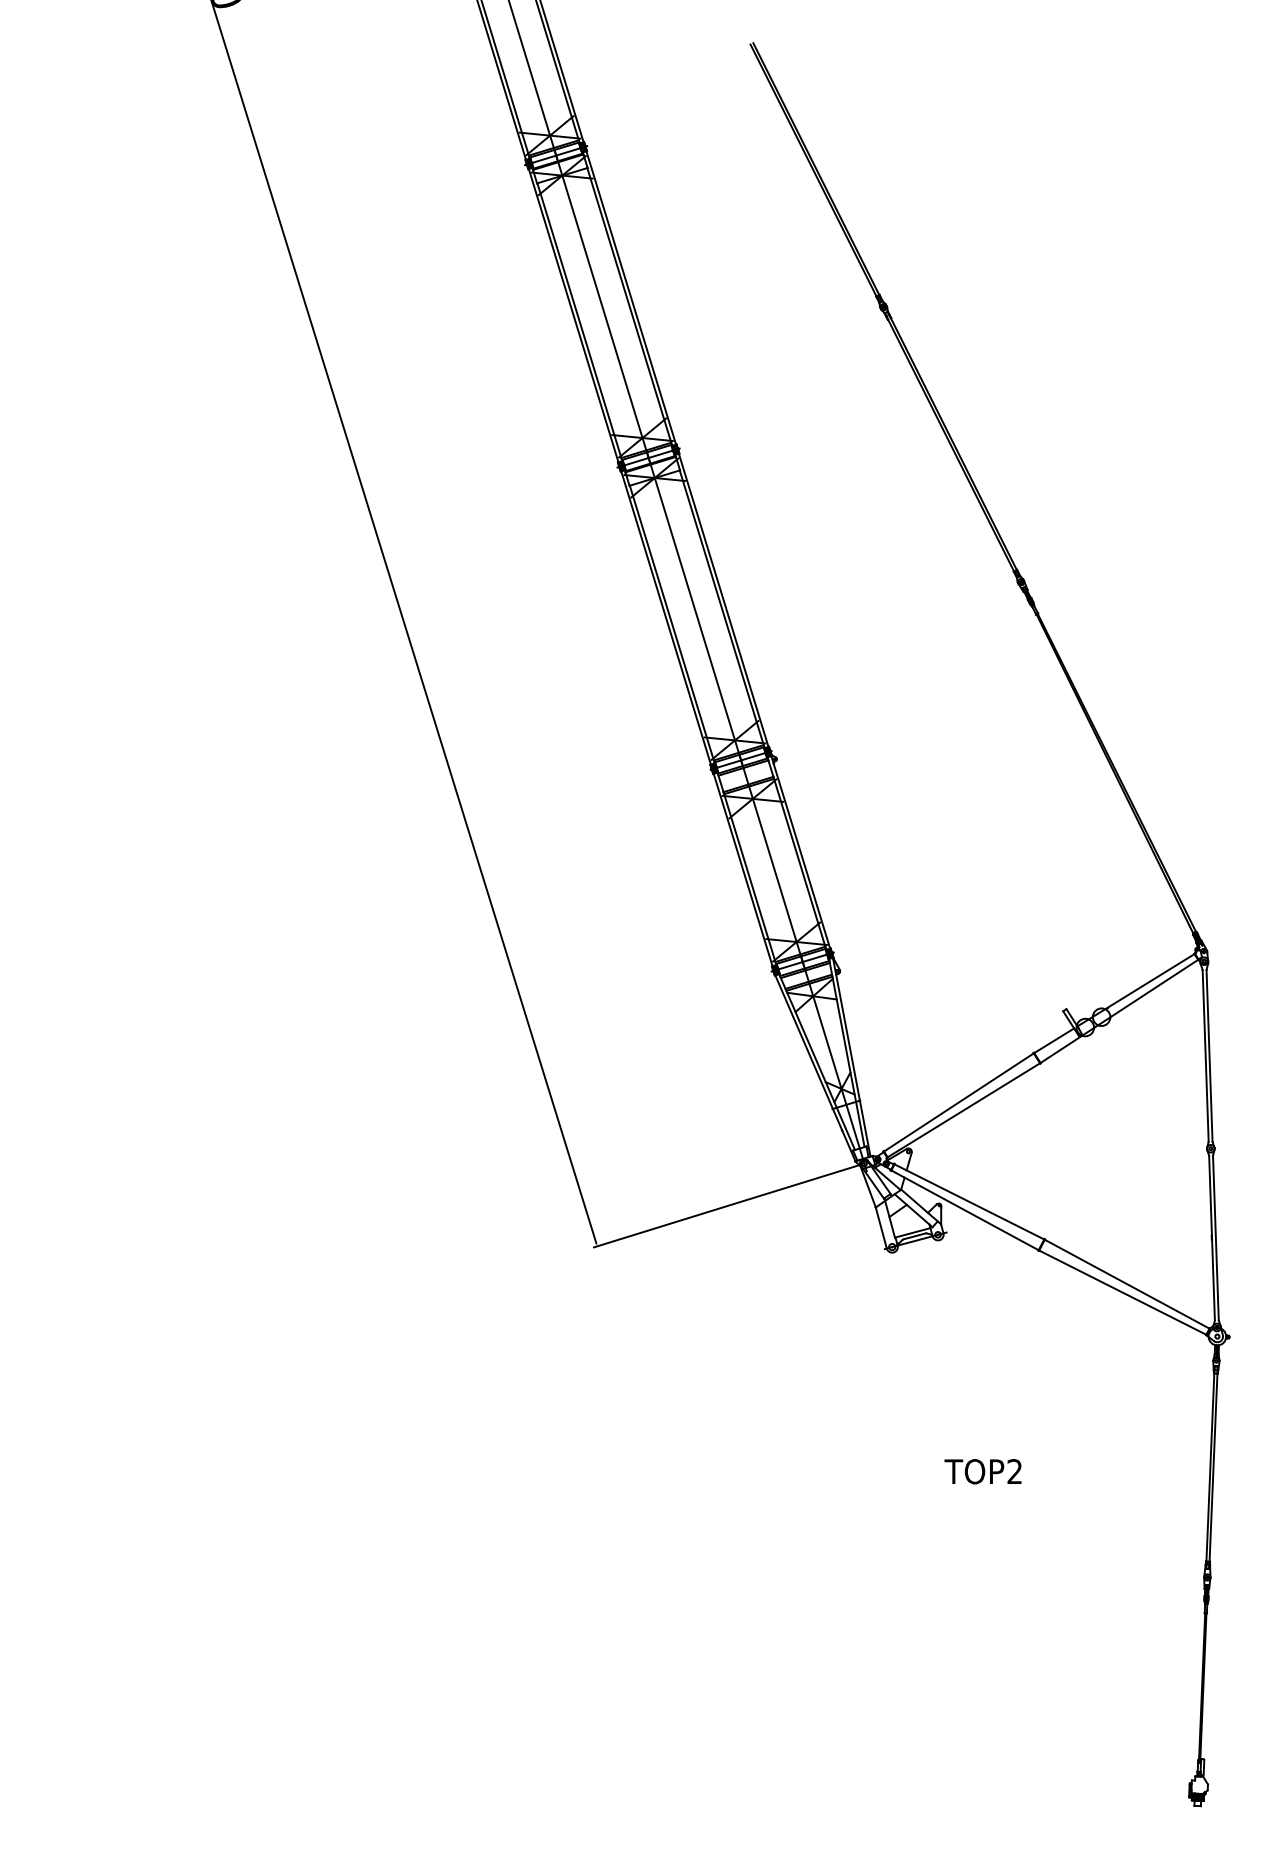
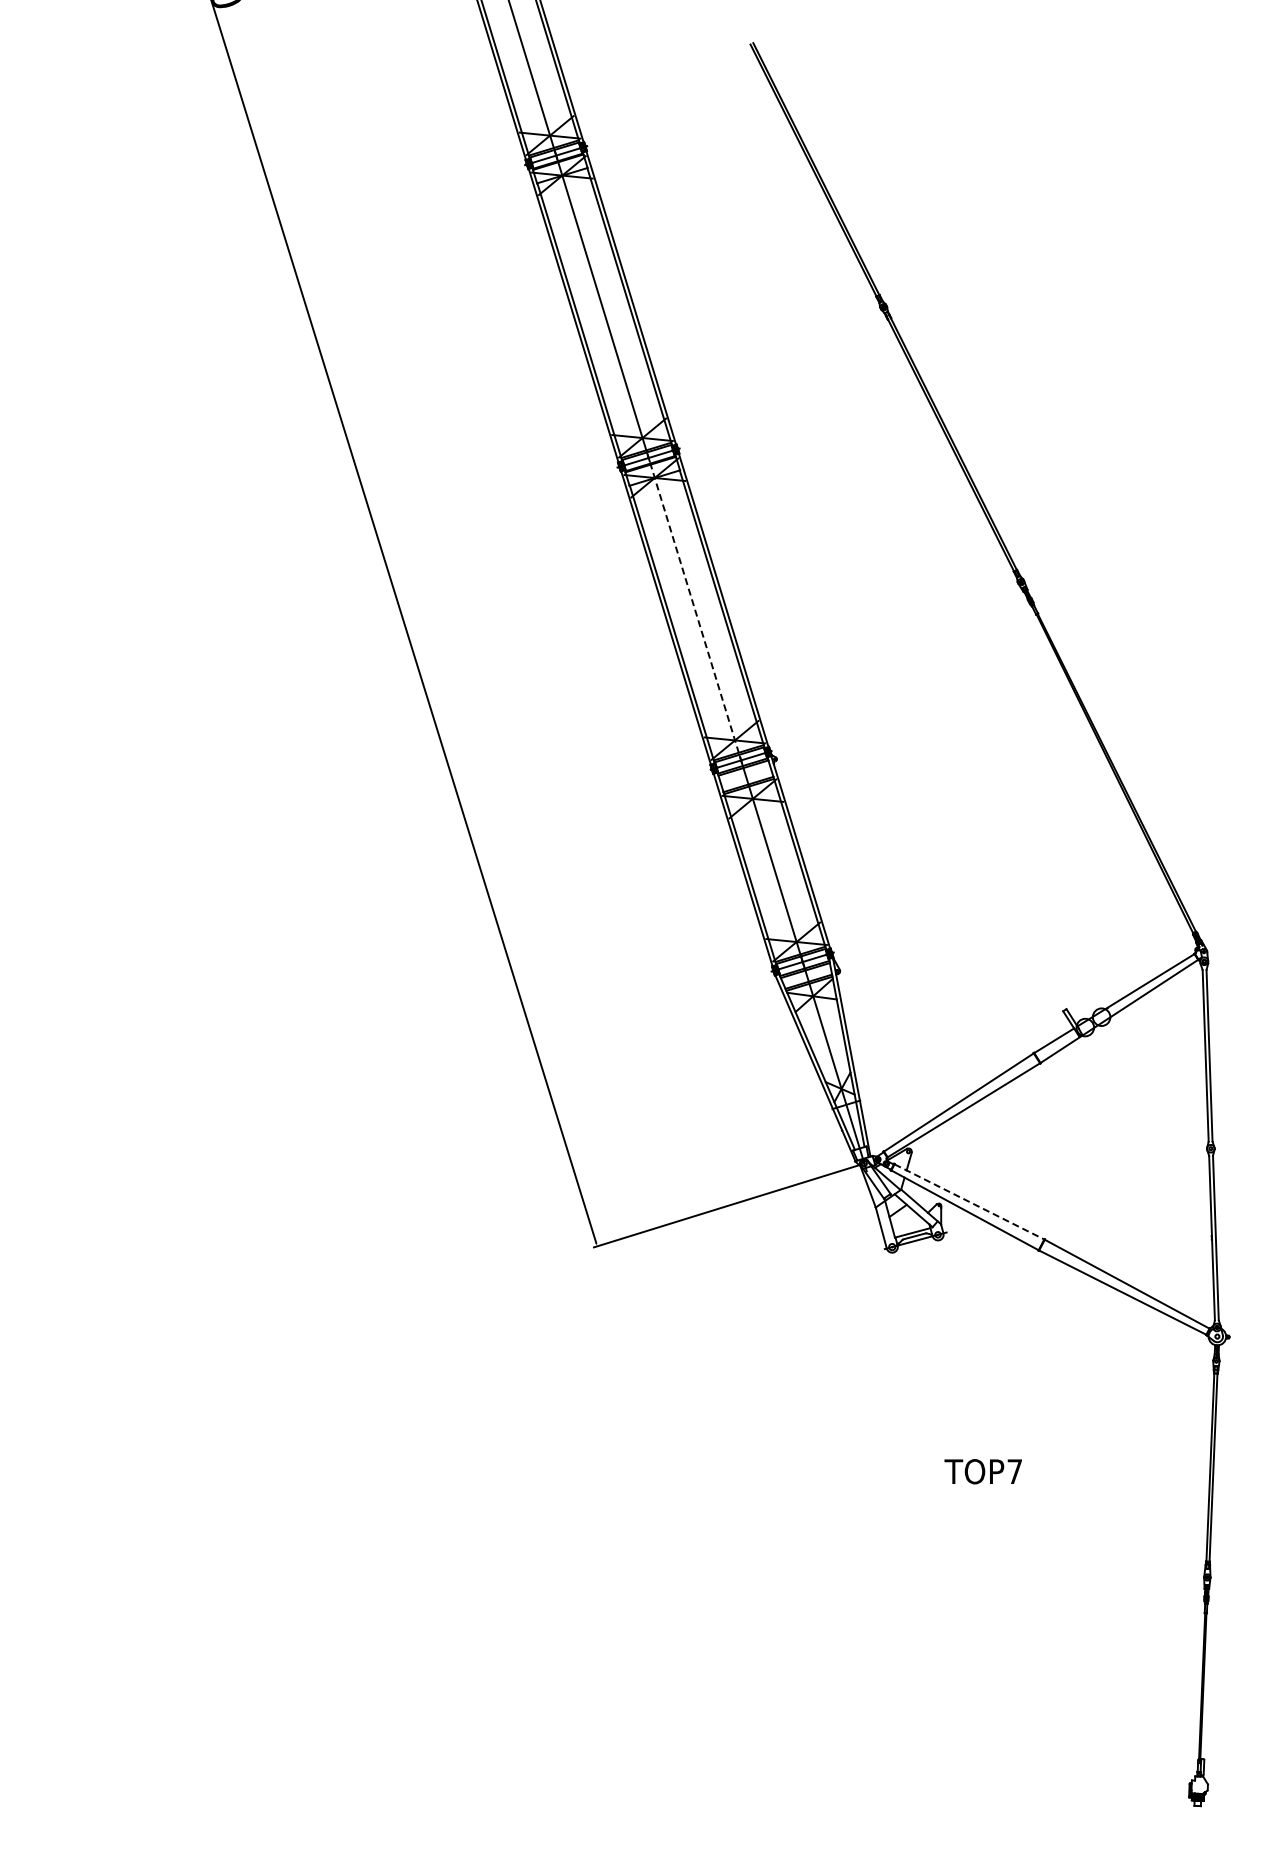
line: solid -> dashed (694, 609)
line: solid -> dashed (969, 1201)
text: TOP2 -> TOP7 (1014, 1471)
